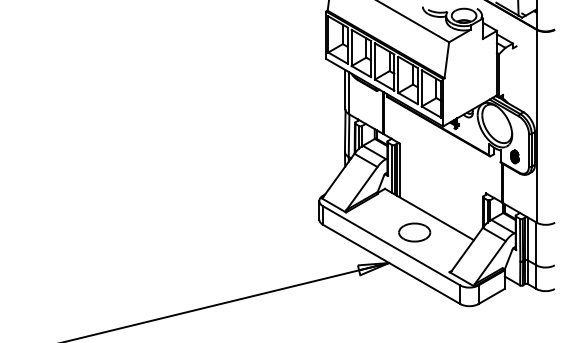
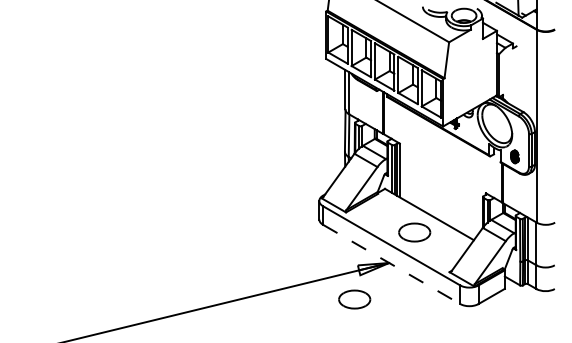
line: solid -> dashed (392, 264)
part: none -> present (354, 299)
